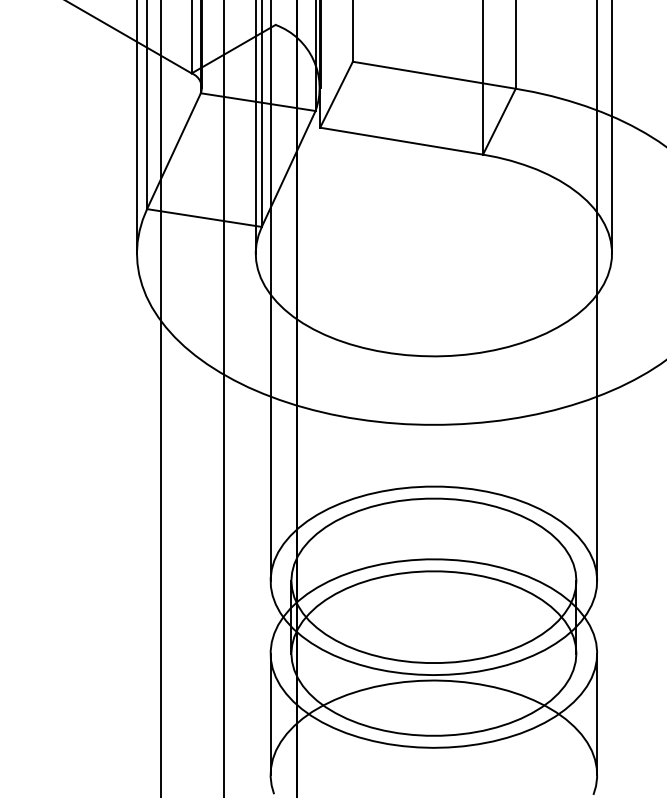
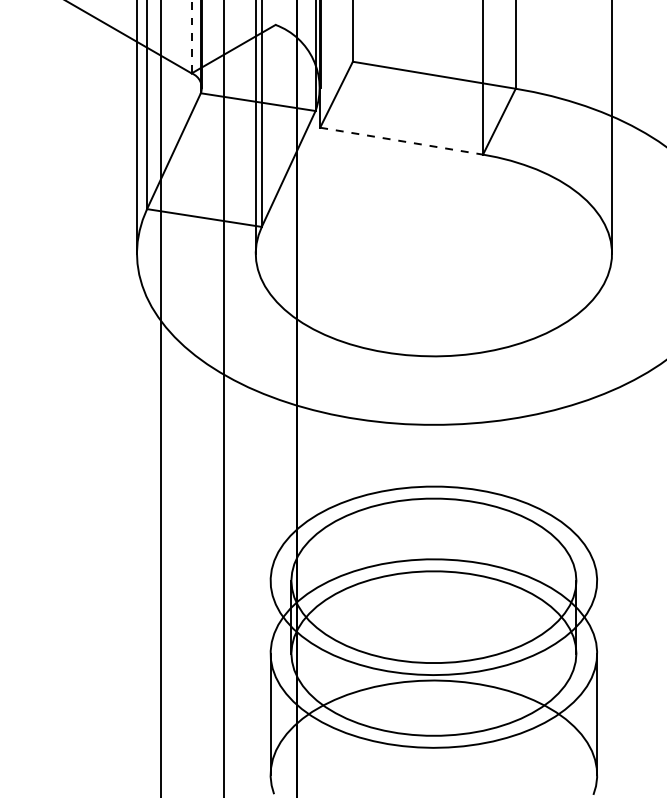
line: solid -> dashed (191, 37)
line: solid -> dashed (401, 141)
line: present -> none (270, 291)
line: present -> none (597, 291)
